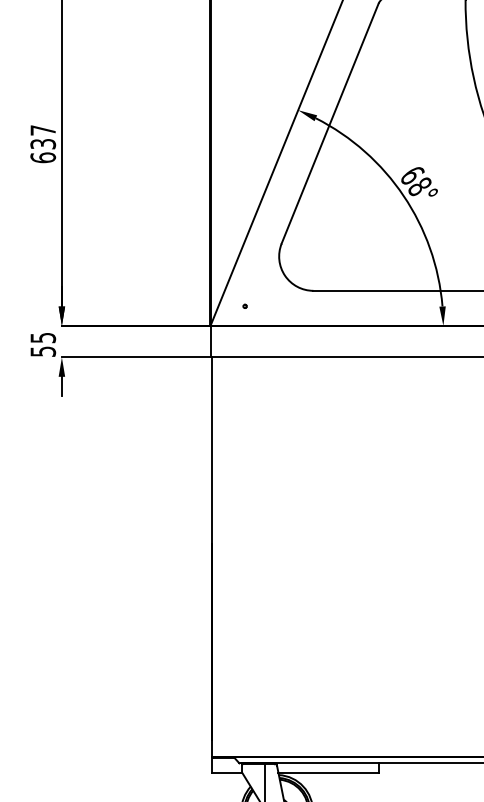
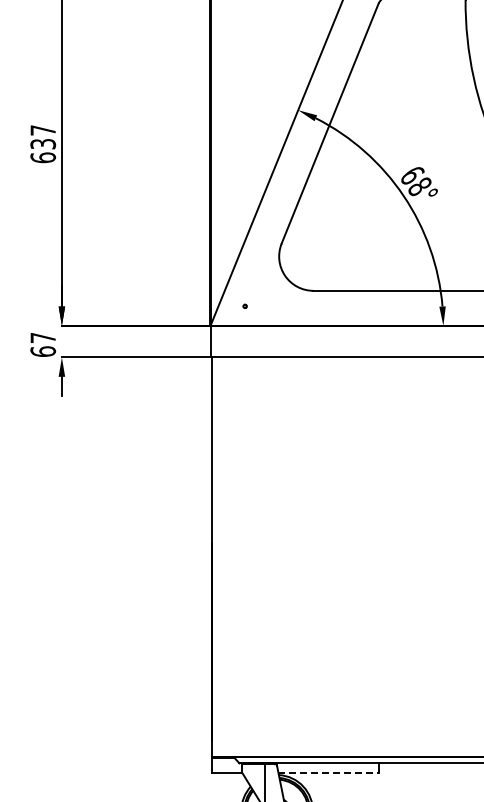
text: 55 -> 67 (43, 344)
line: solid -> dashed (329, 772)
